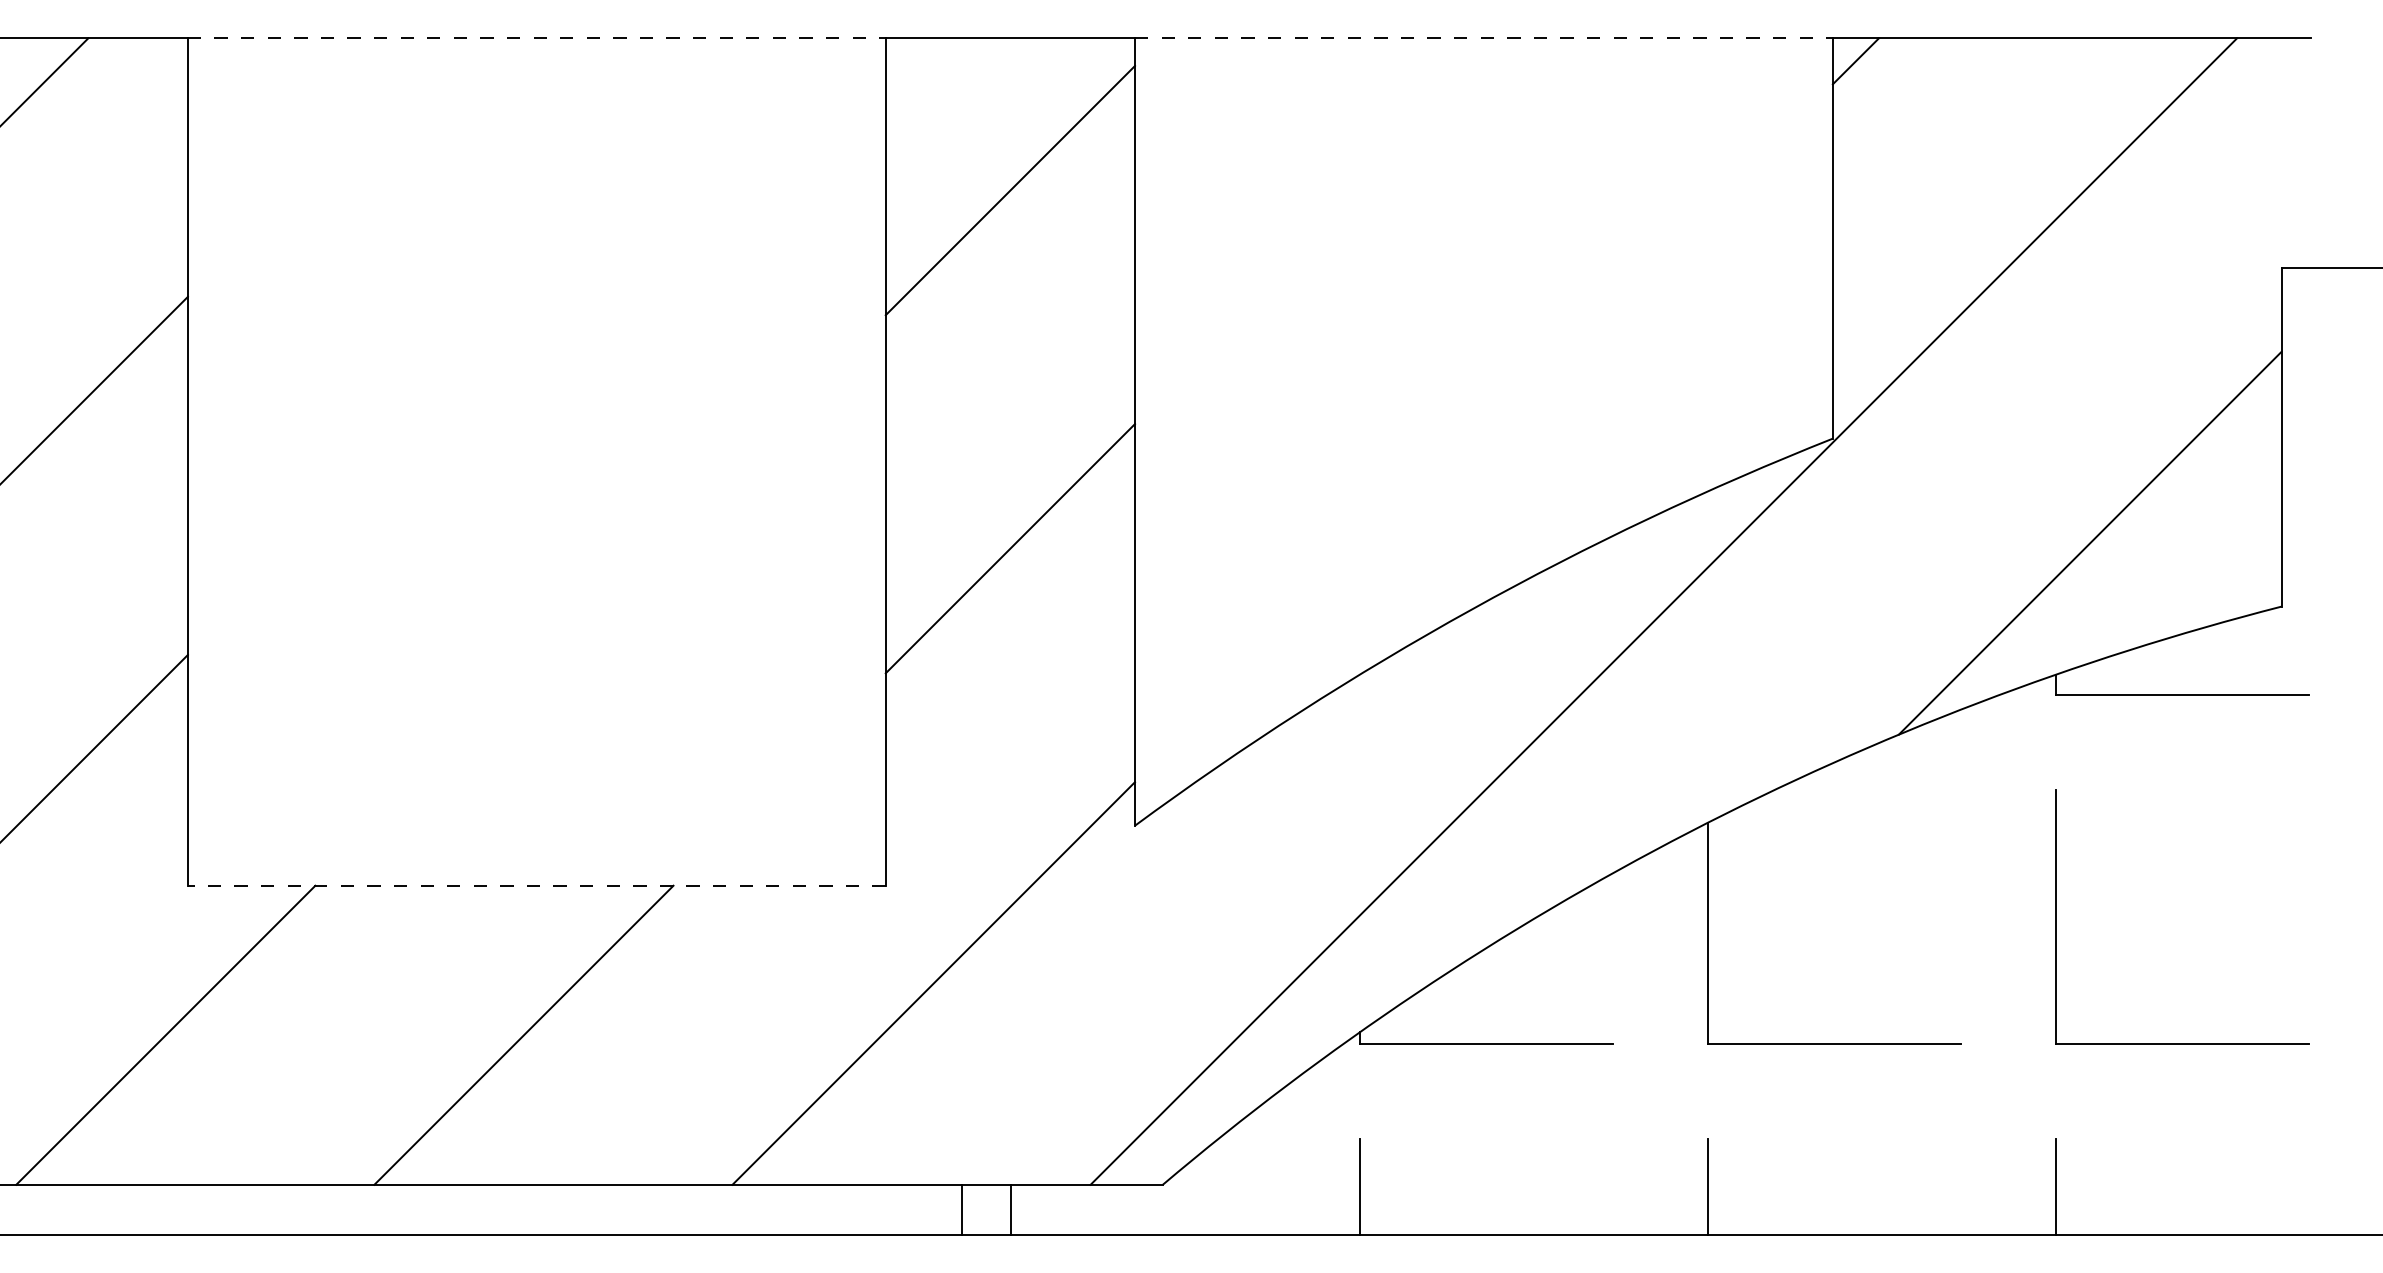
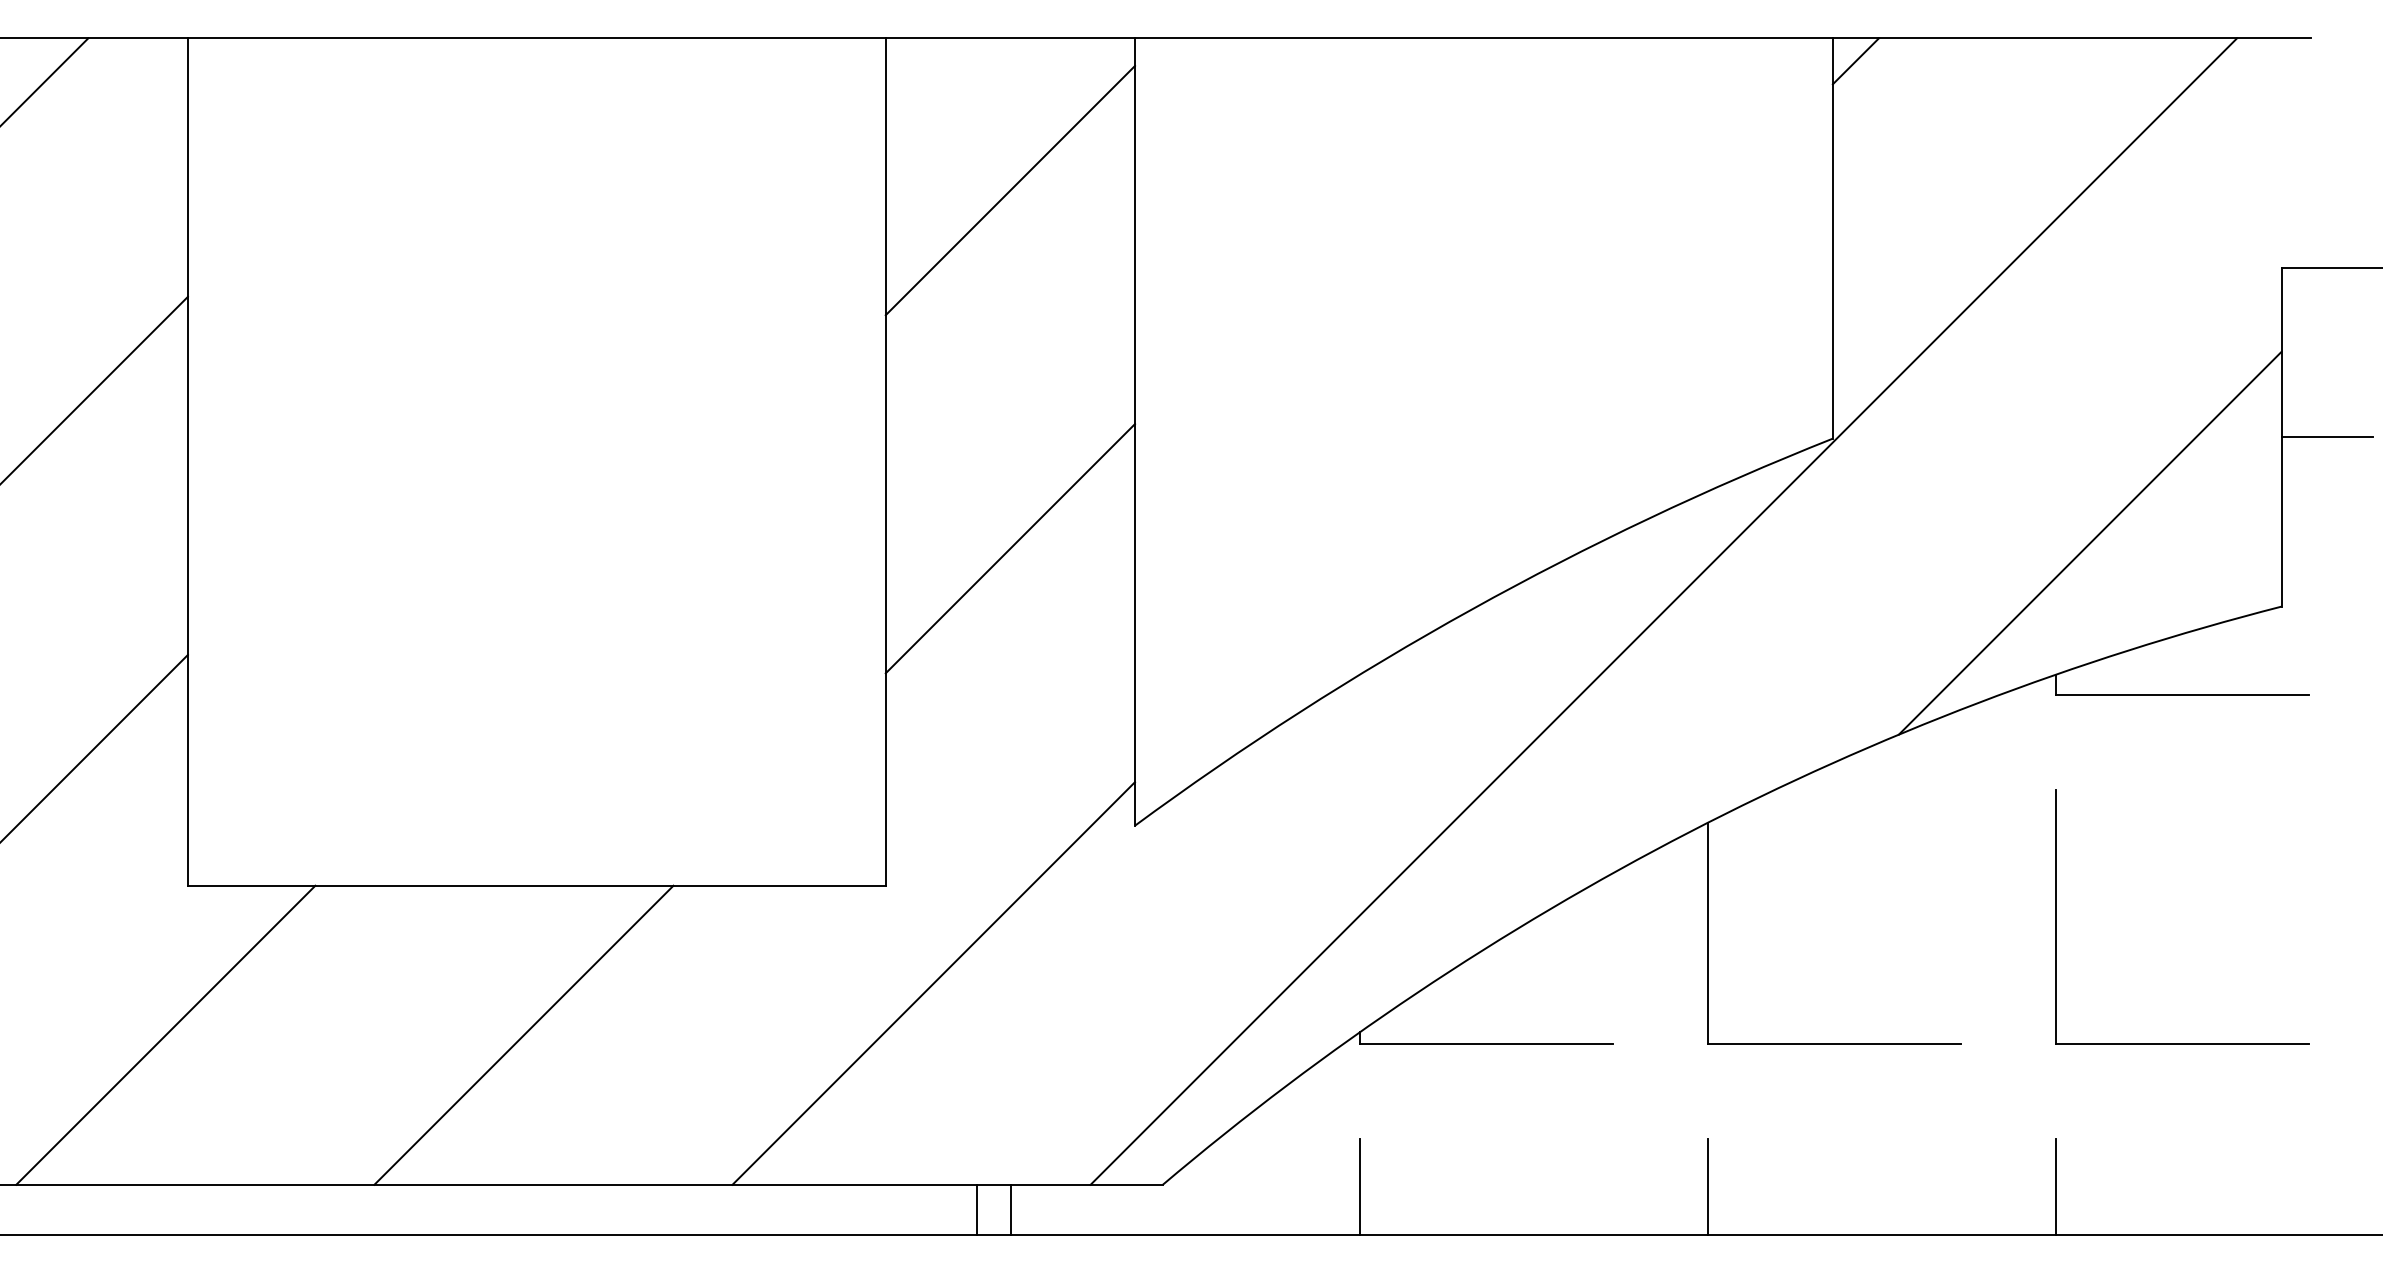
line: dashed -> solid (536, 38)
line: dashed -> solid (1483, 38)
line: none -> present (2327, 437)
line: dashed -> solid (536, 885)
line position: (962, 1209) -> (977, 1209) (977, 1209)
